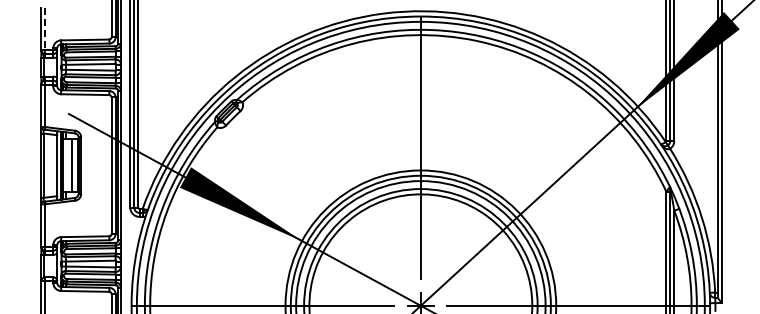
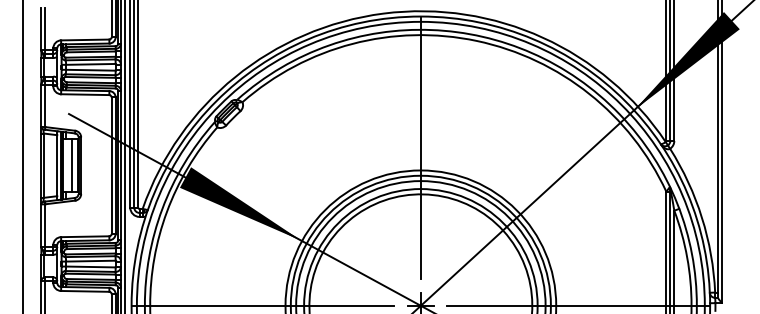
line: dashed -> solid (45, 29)
line: none -> present (22, 156)
line: none -> present (124, 156)
